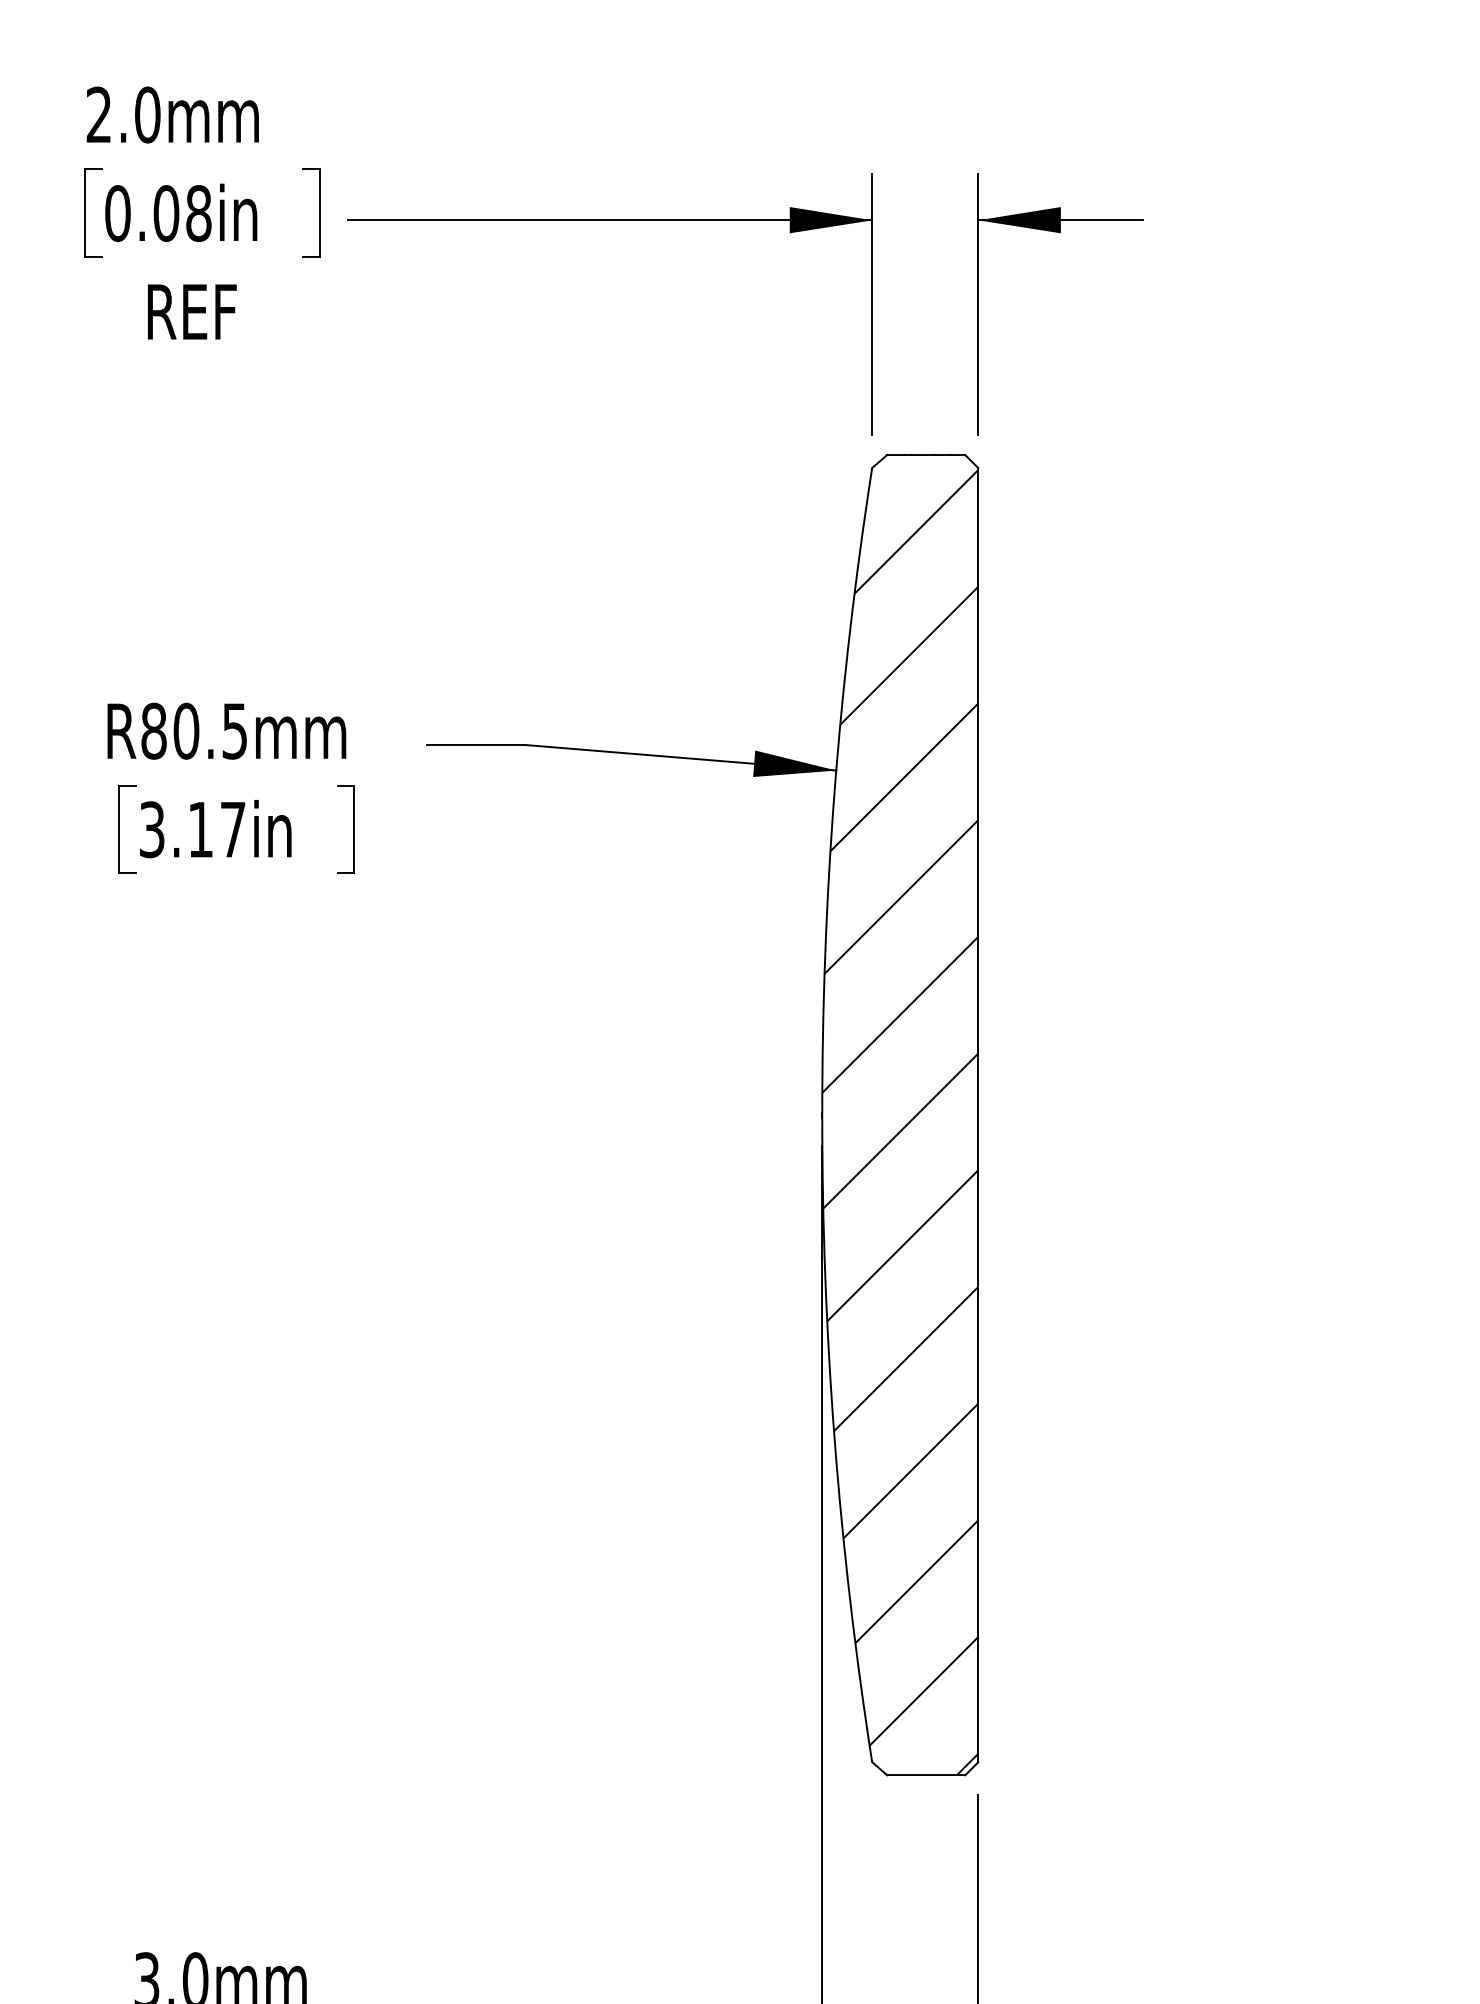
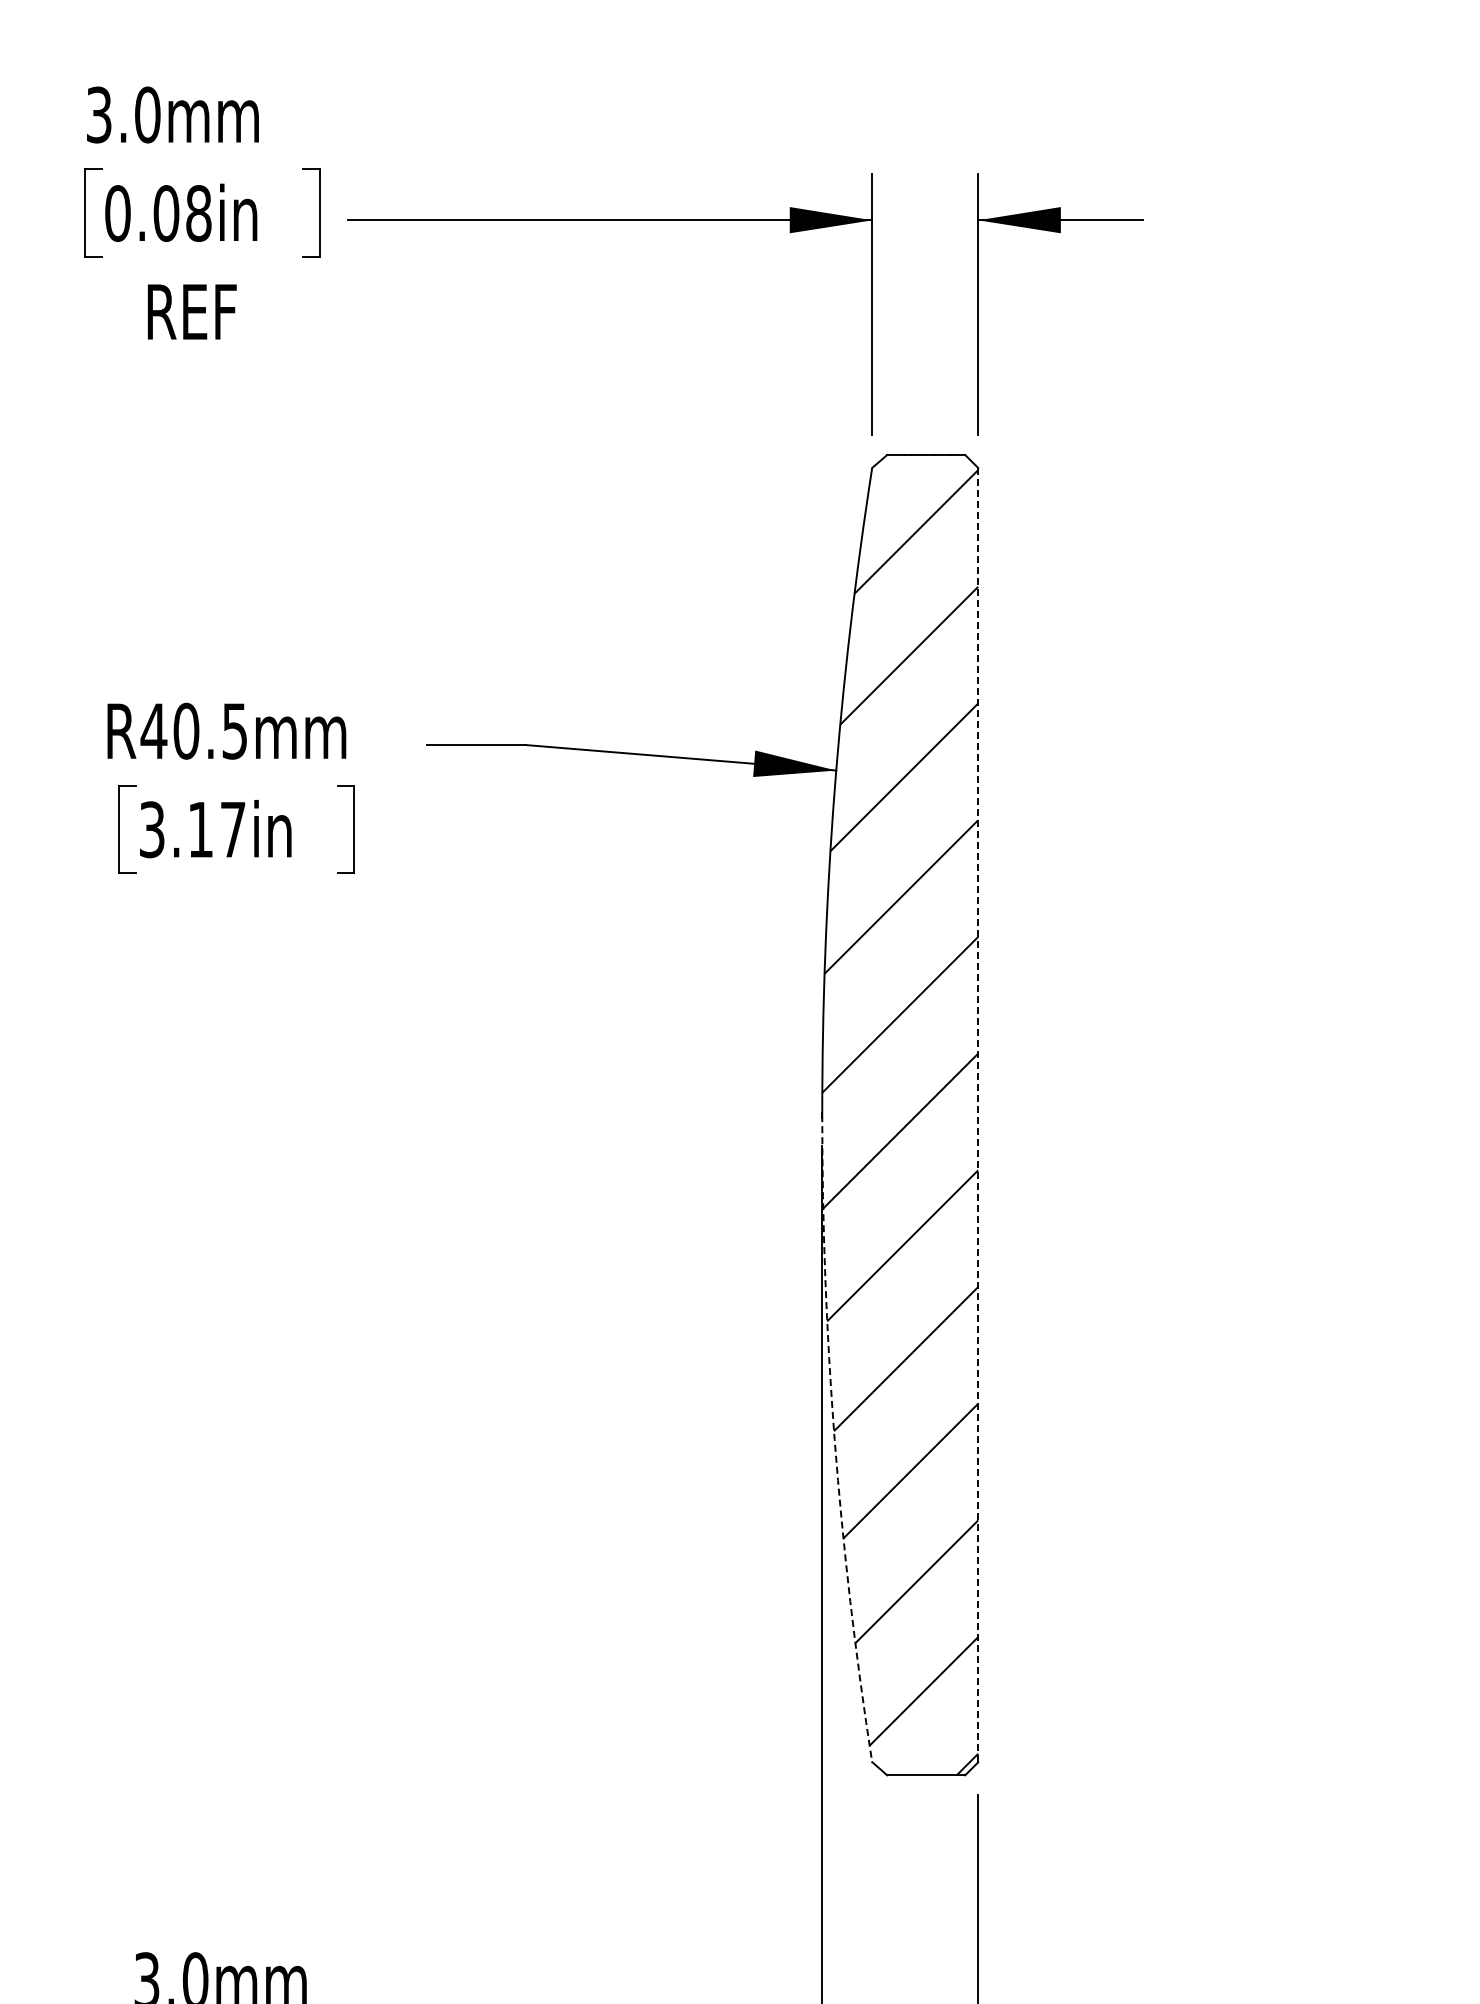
text: 2.0mm -> 3.0mm (98, 114)
text: R80.5mm -> R40.5mm (153, 730)
line: solid -> dashed (978, 1115)
arc: solid -> dashed (834, 1439)
